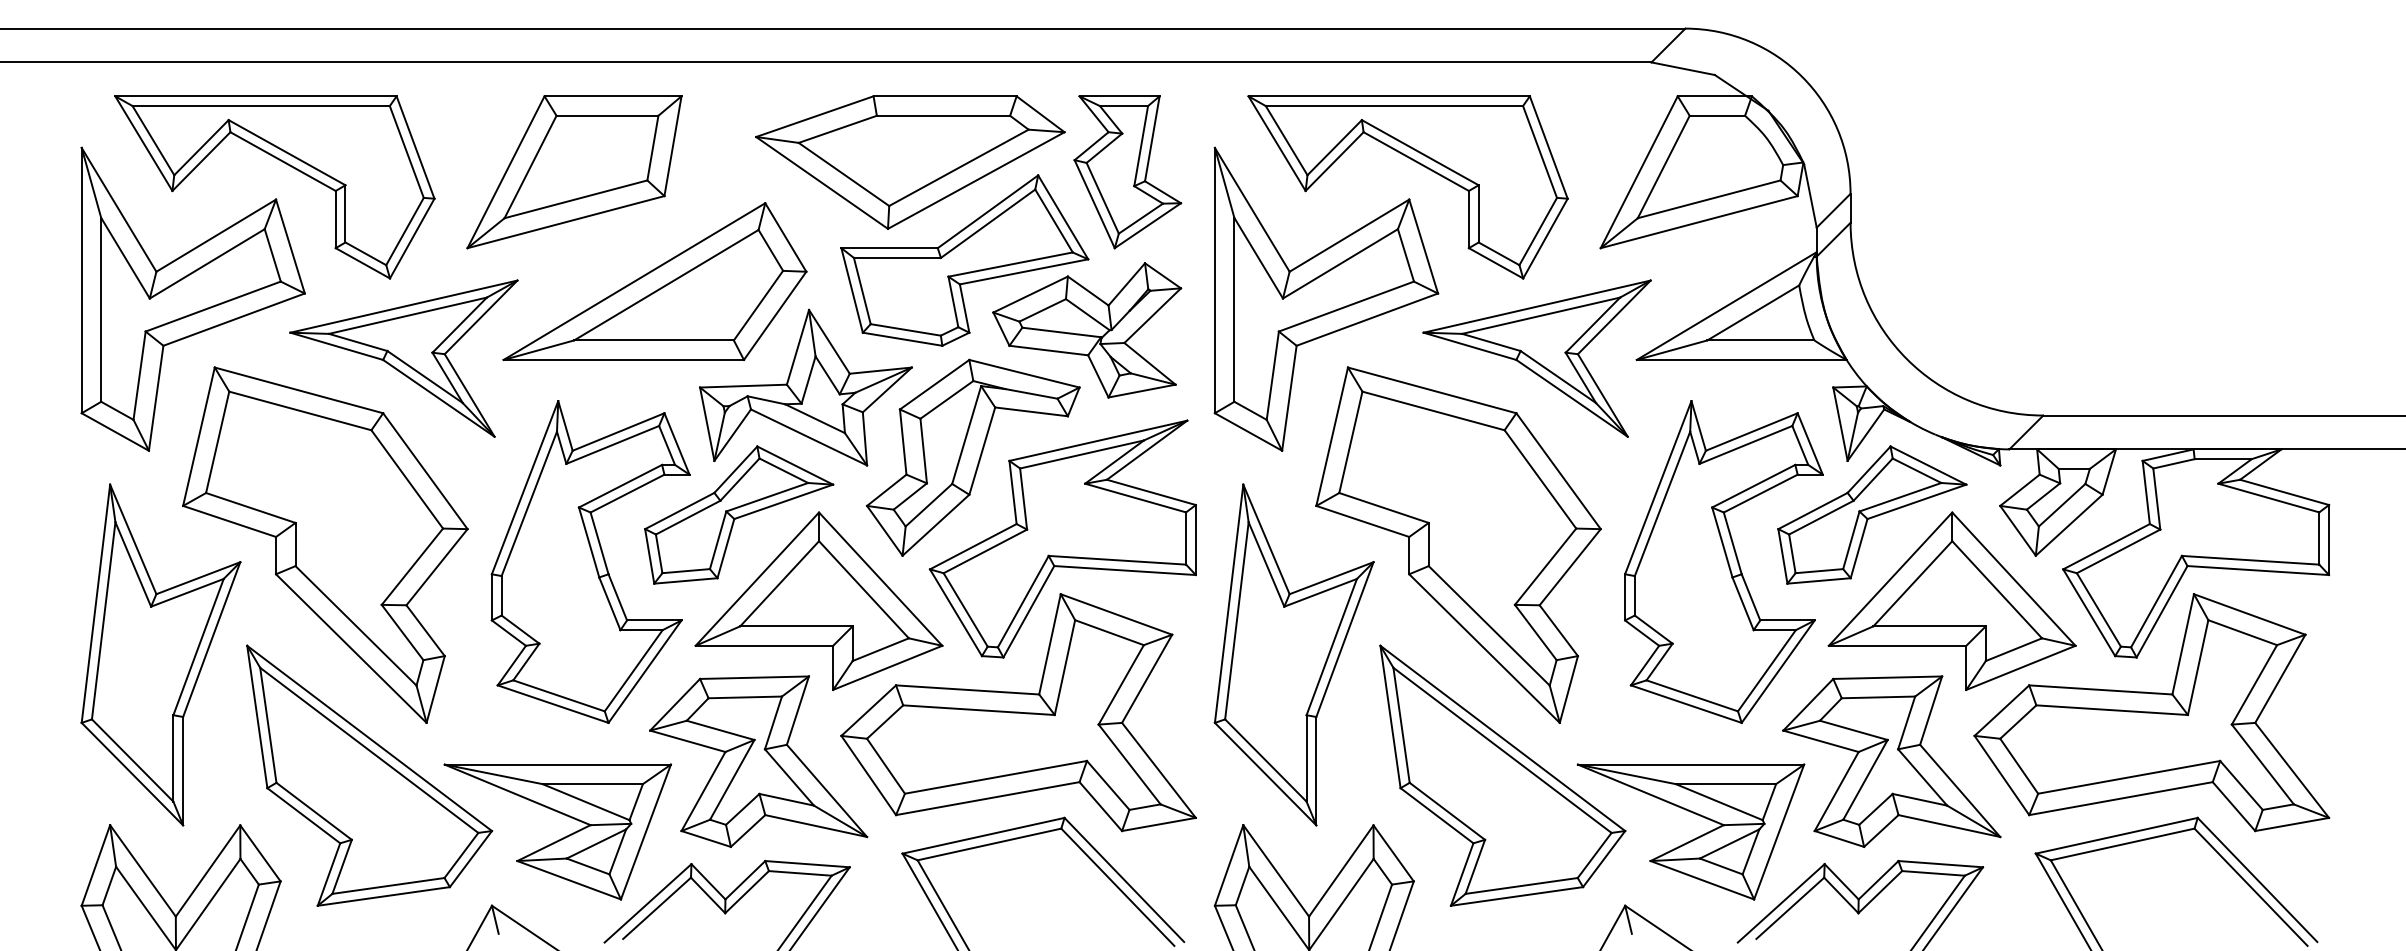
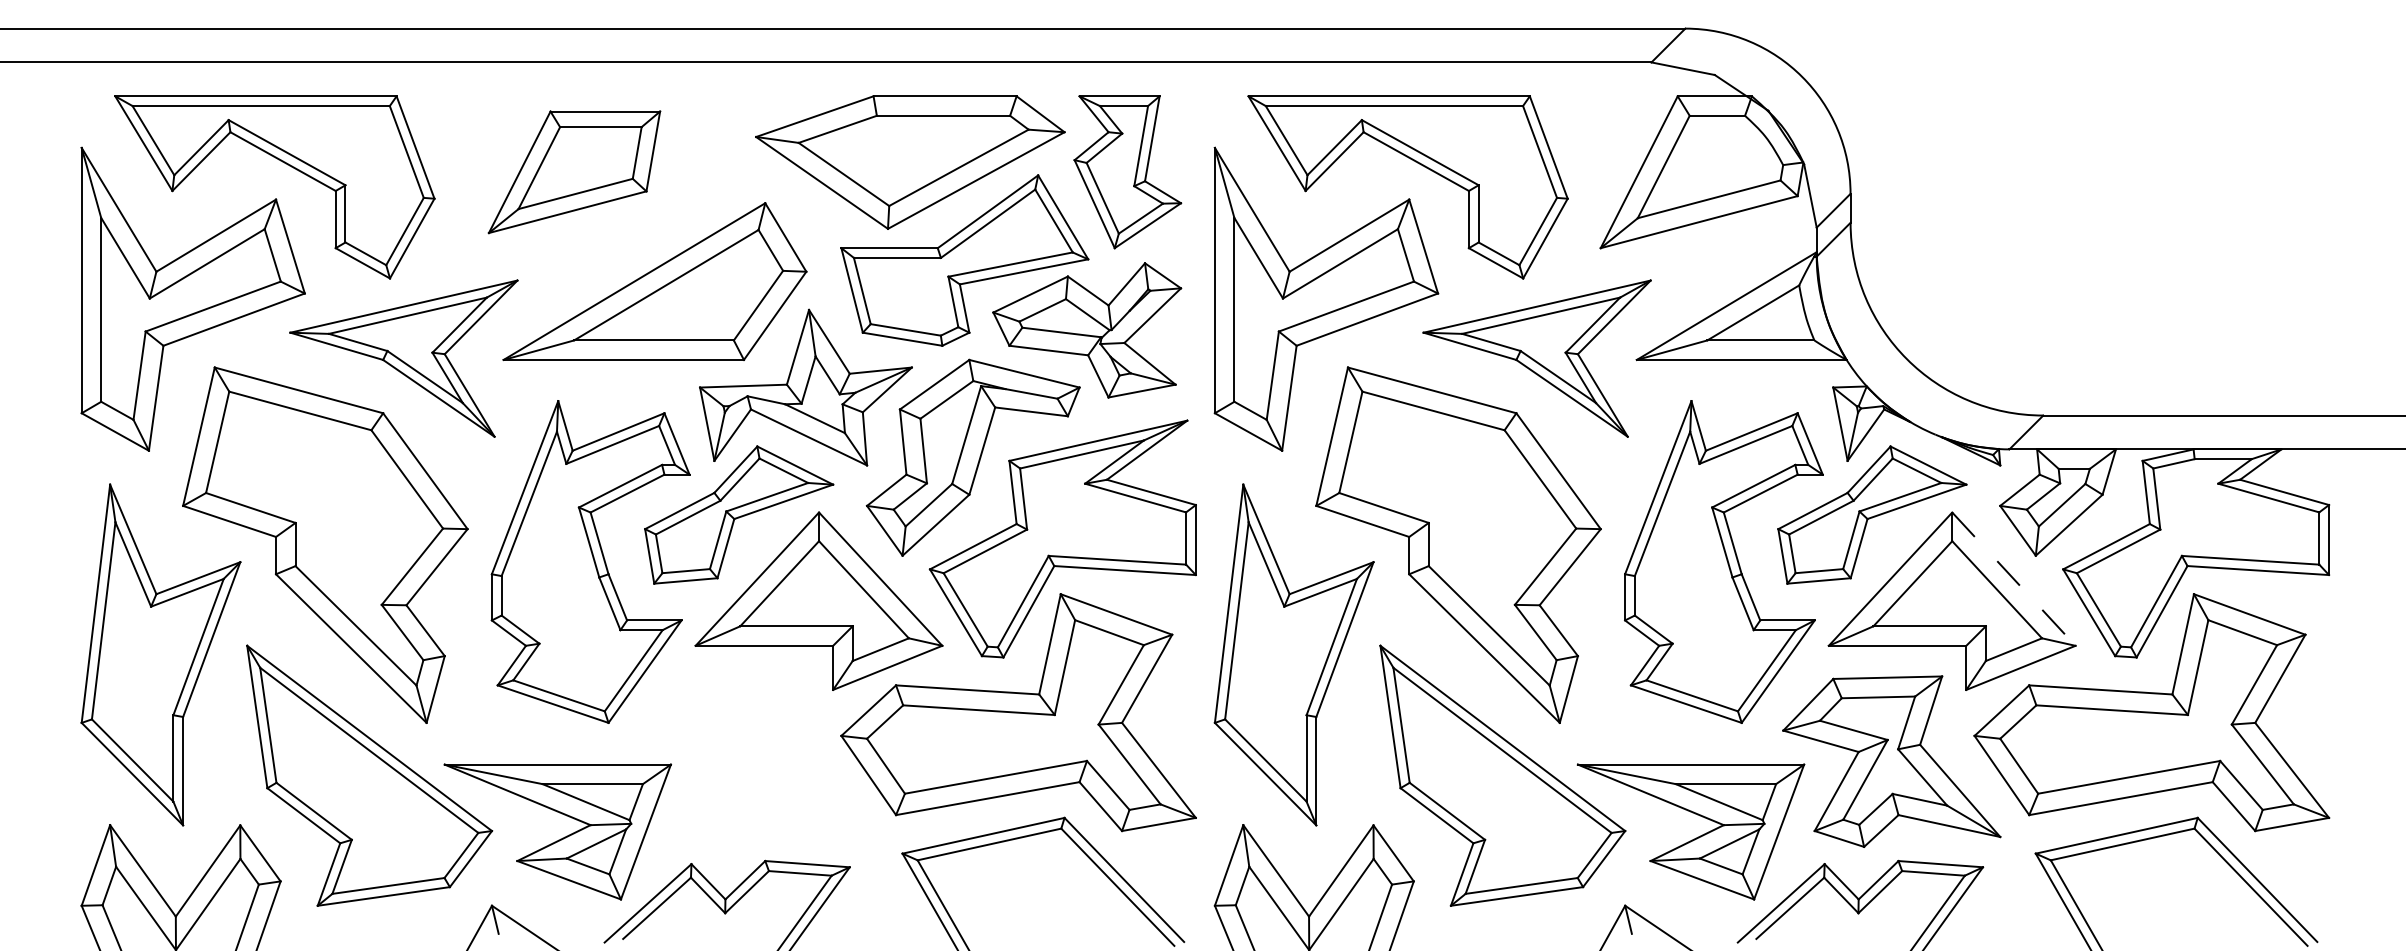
part size: 217x155 px -> 175x125 px (574, 172)
line: solid -> dashed (2013, 579)
part: present -> none (758, 761)
